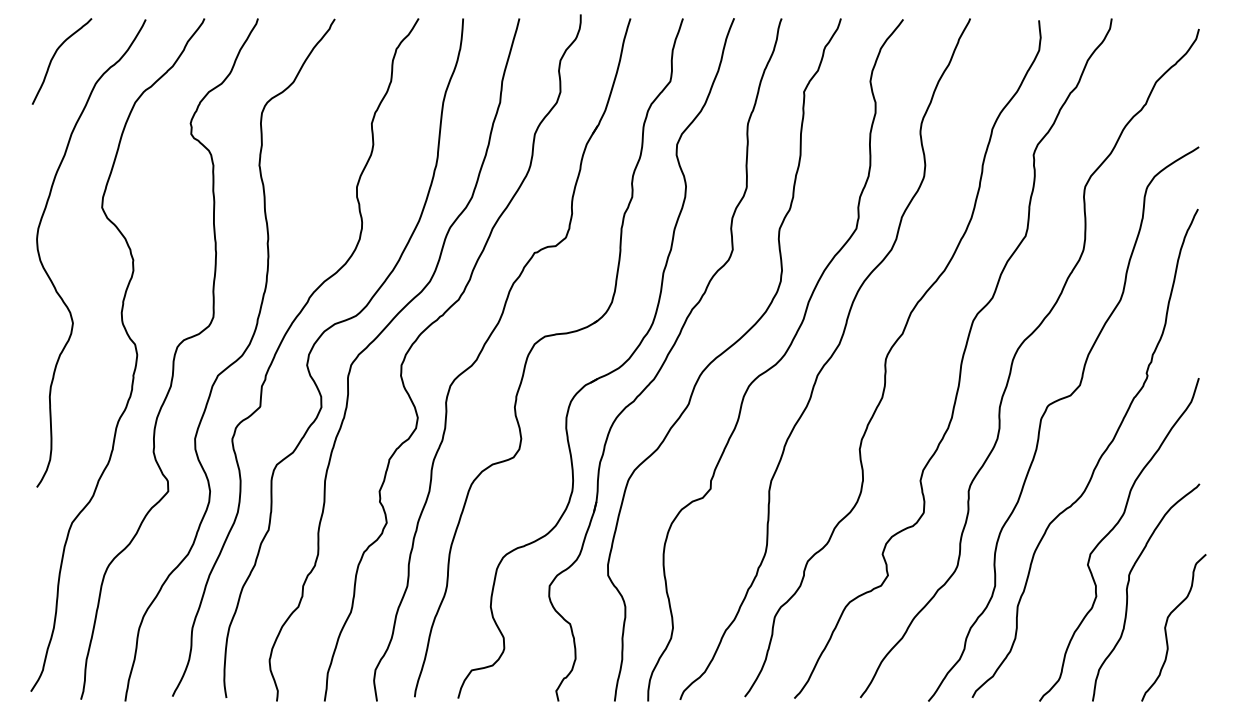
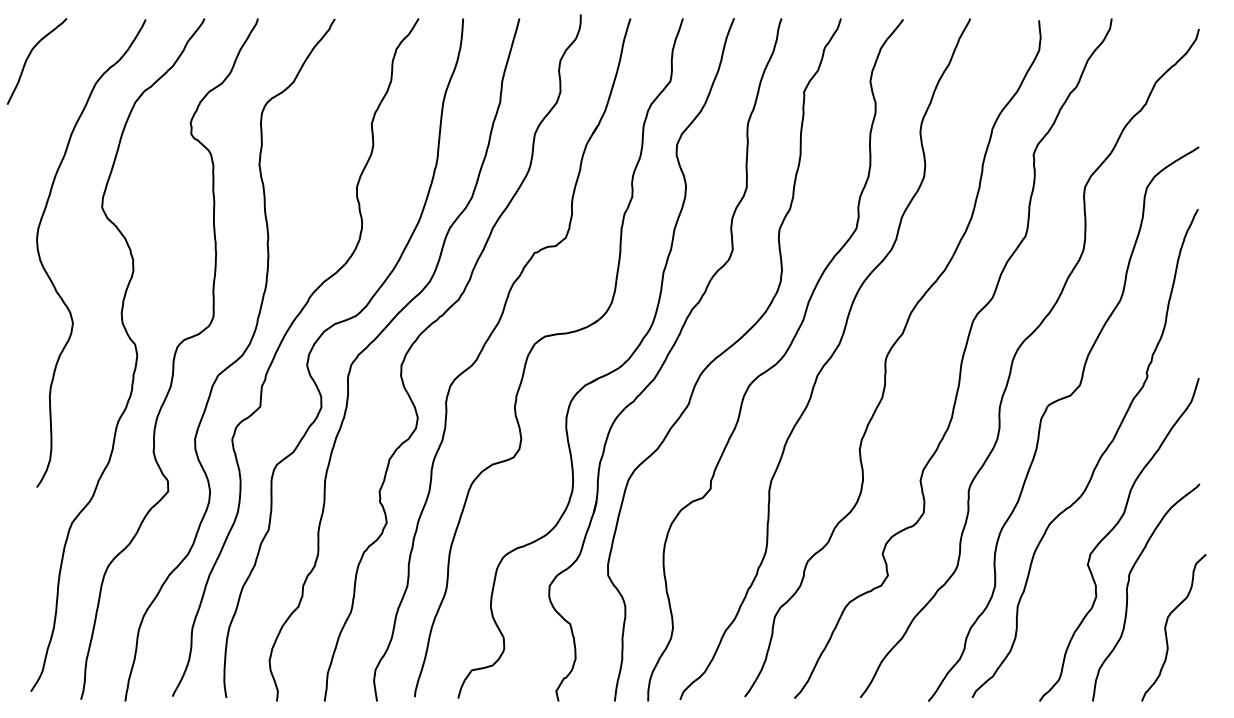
curve position: (55, 55) -> (30, 55) (30, 55)
